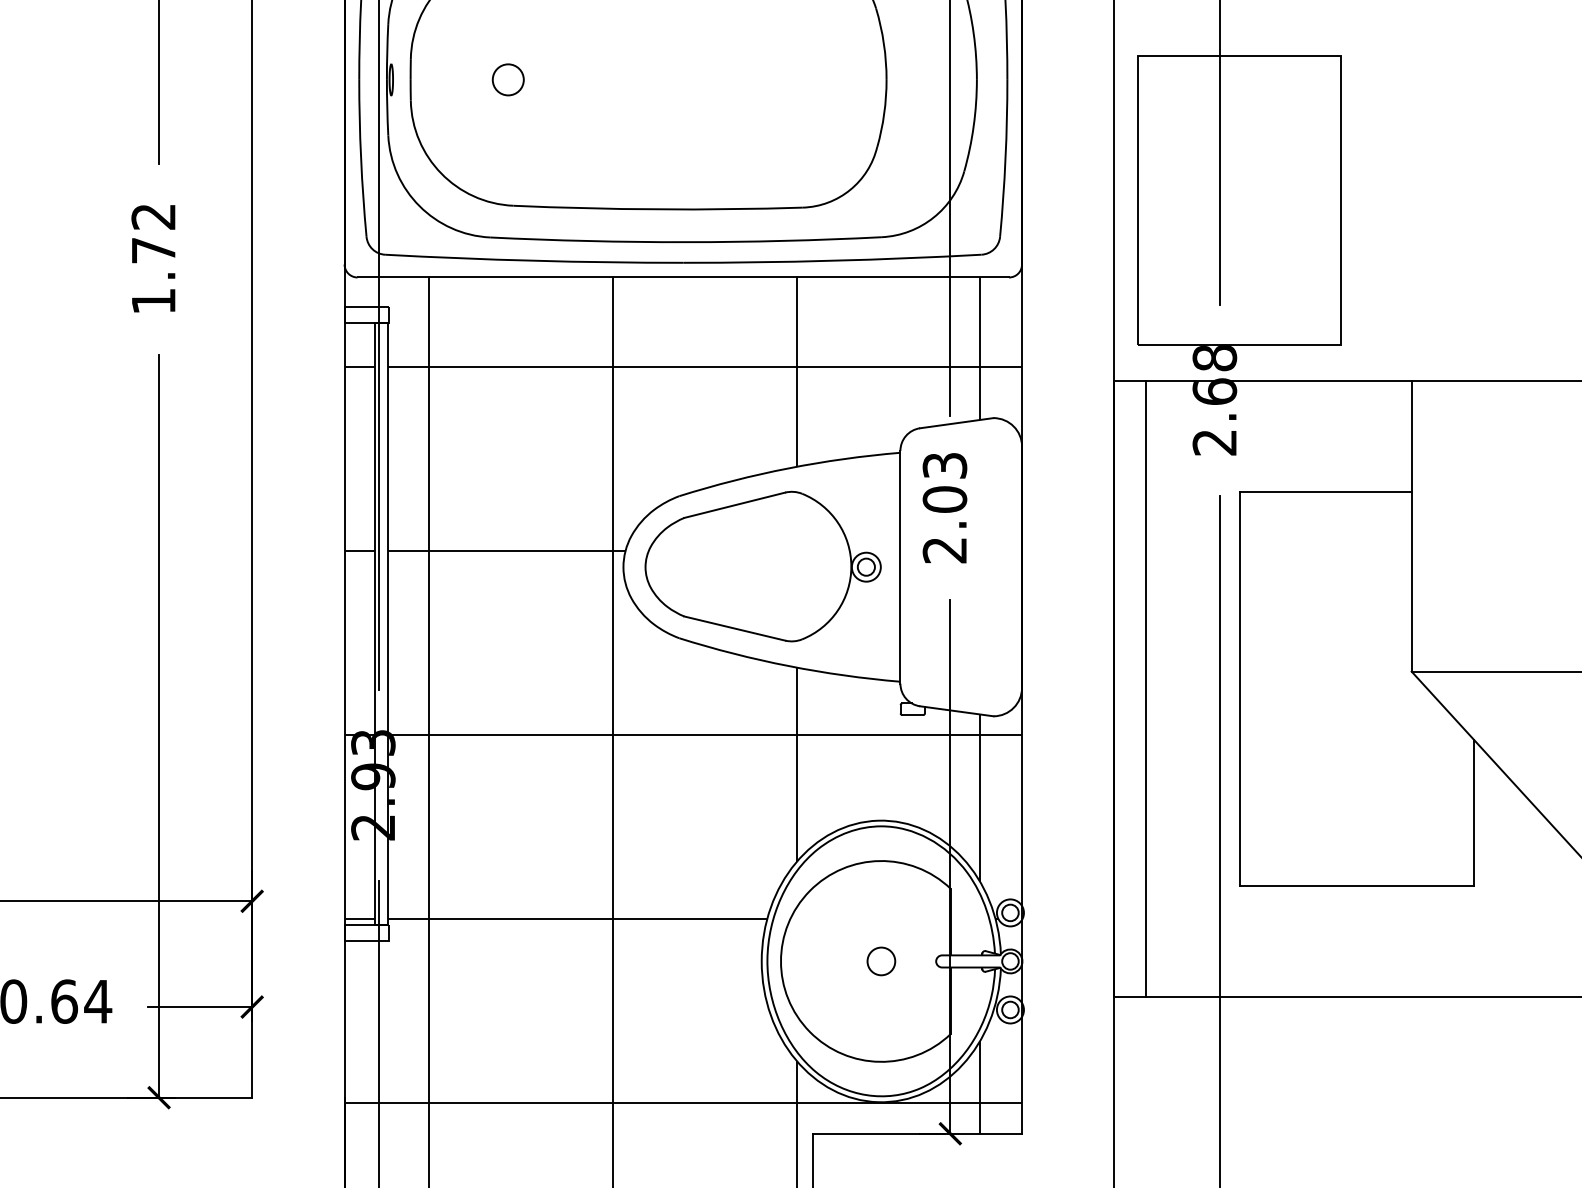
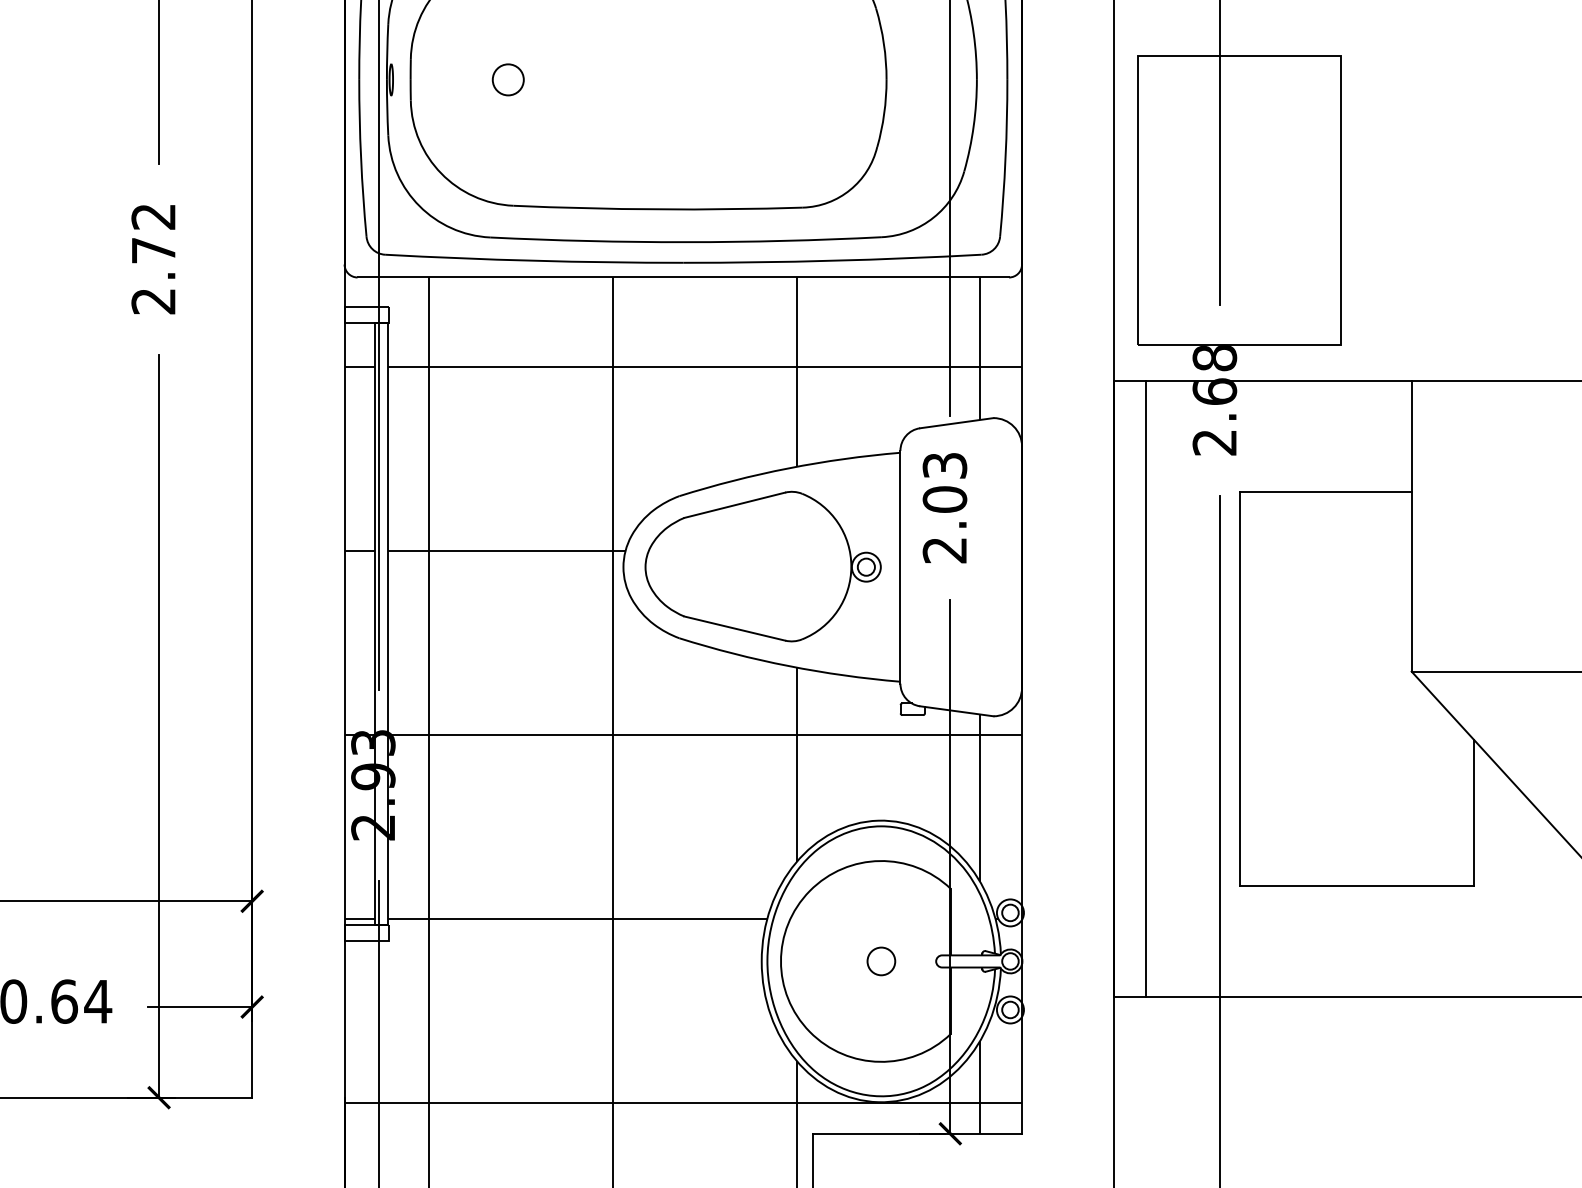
text: 1.72 -> 2.72 (153, 301)
